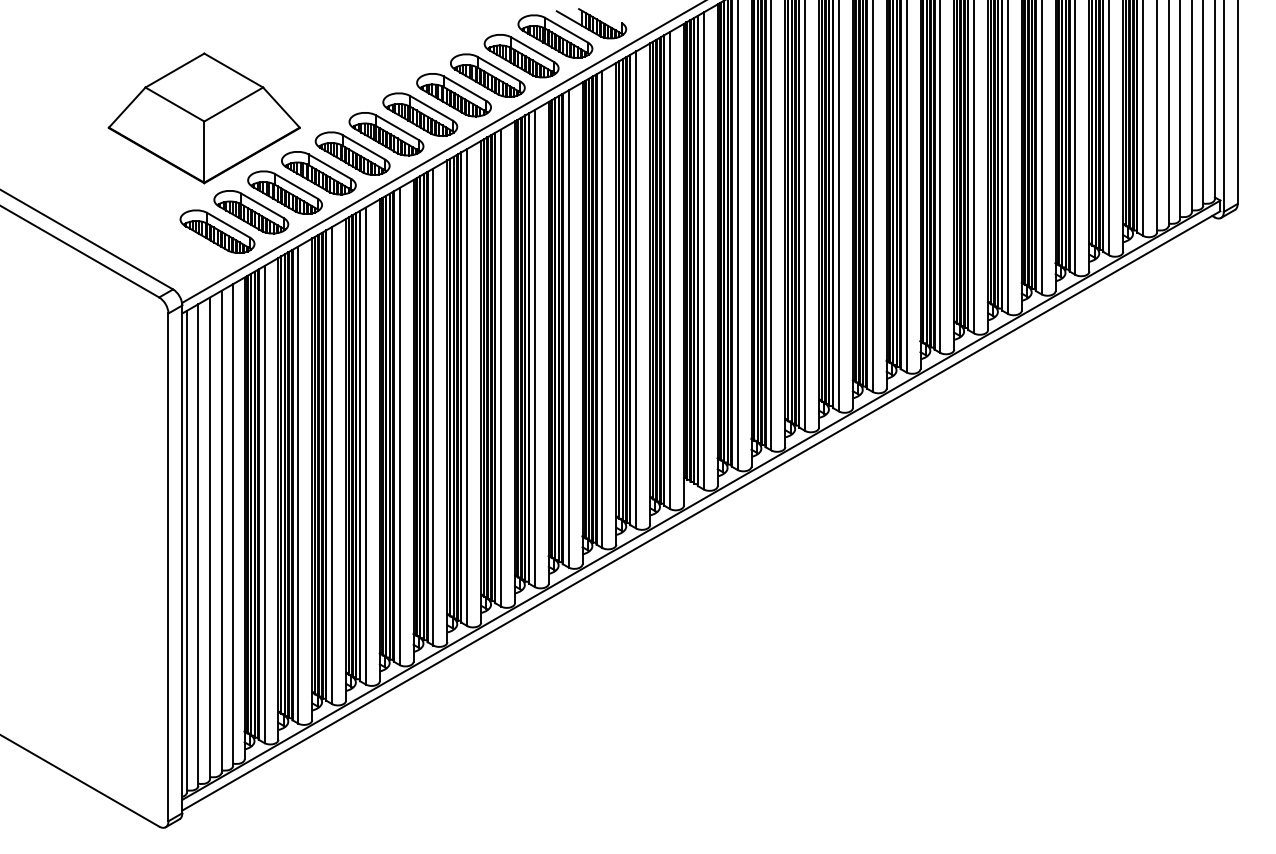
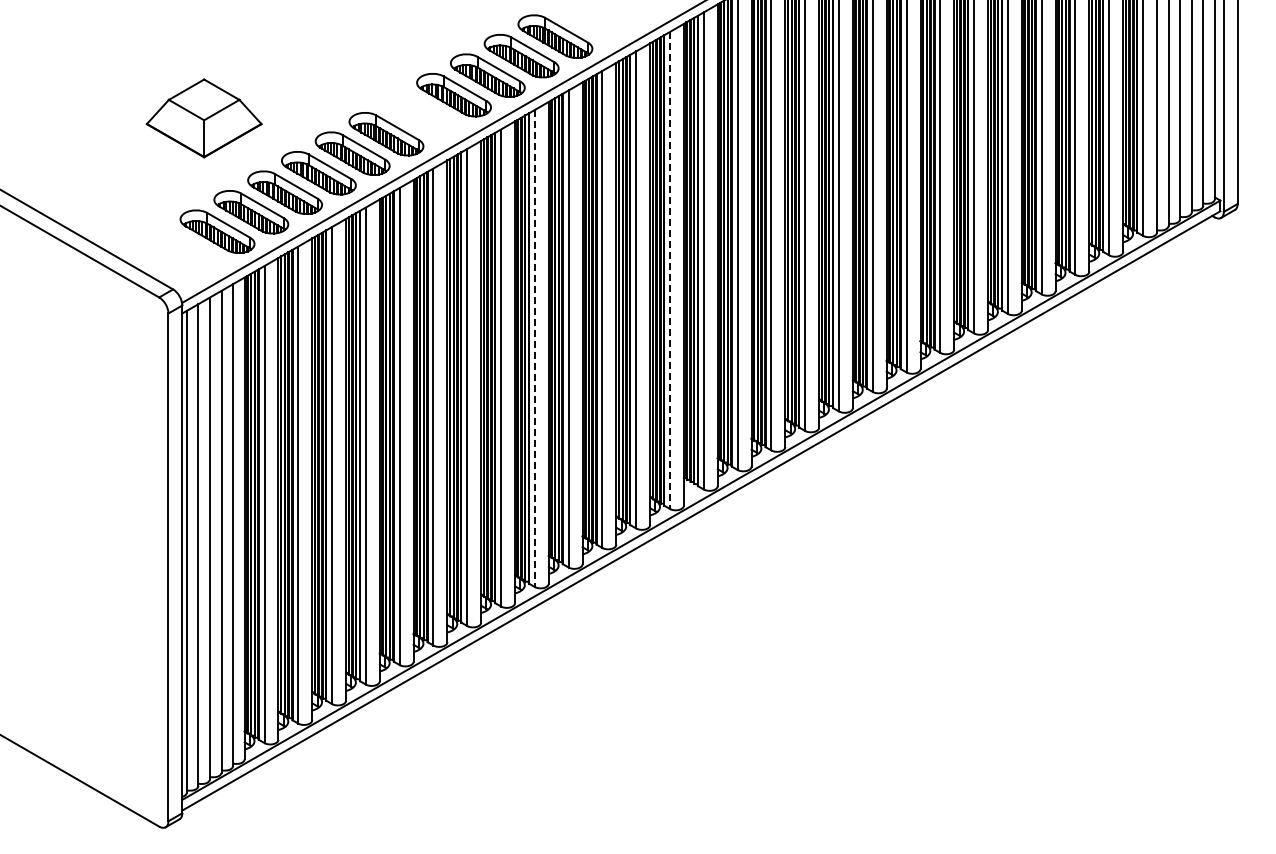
part: present -> none (591, 23)
part: present -> none (420, 114)
part size: 194x133 px -> 118x81 px (203, 118)
line: solid -> dashed (670, 270)
line: solid -> dashed (534, 348)
